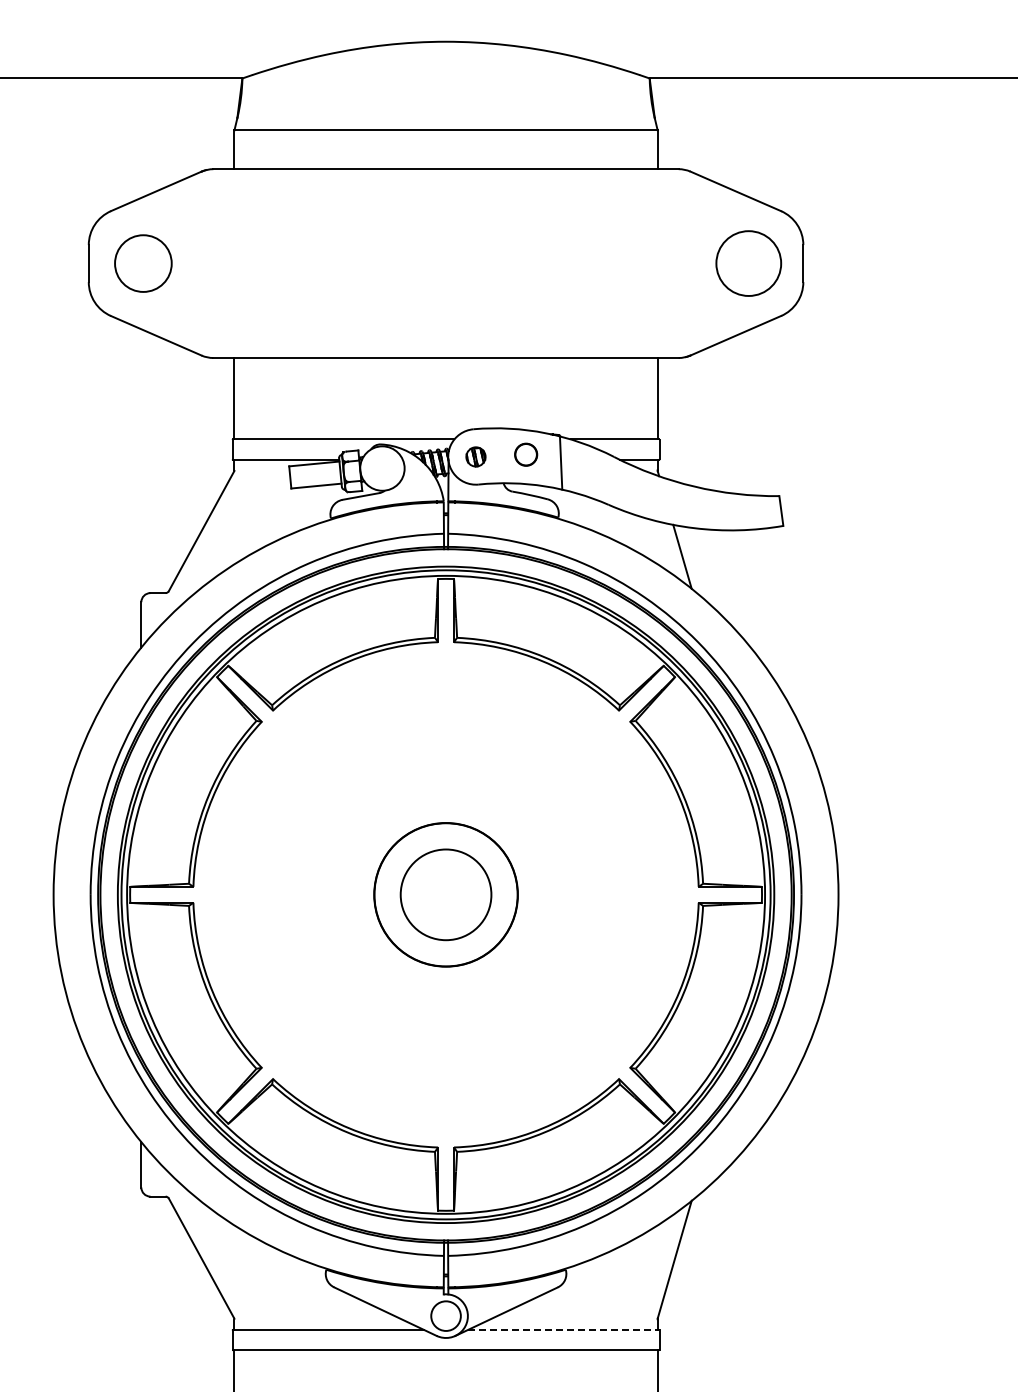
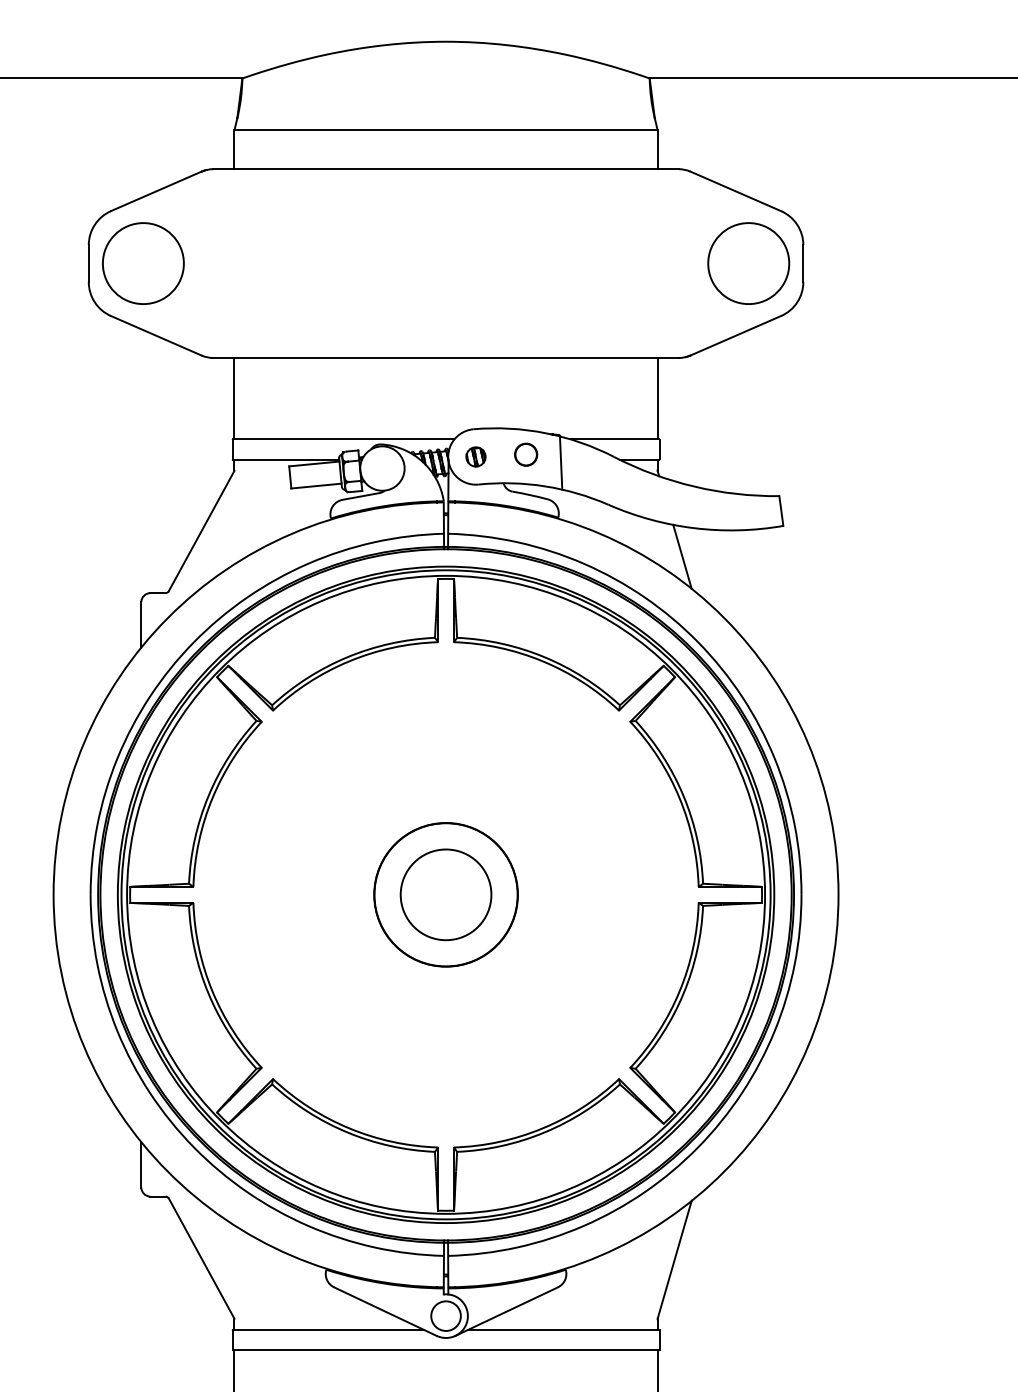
circle diameter: 57 px -> 81 px (142, 263)
circle size: 68x67 px -> 84x83 px (748, 263)
line: dashed -> solid (564, 1329)
